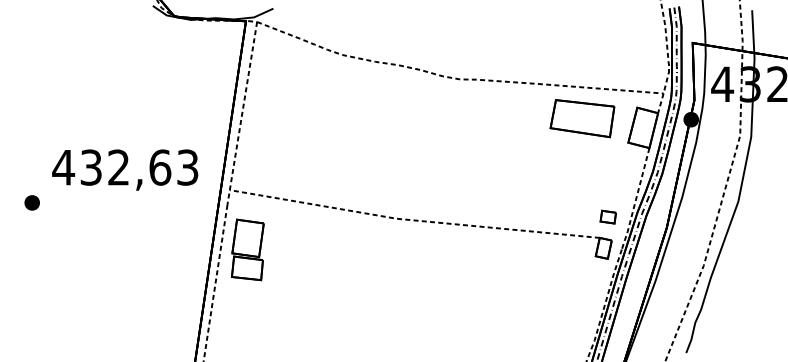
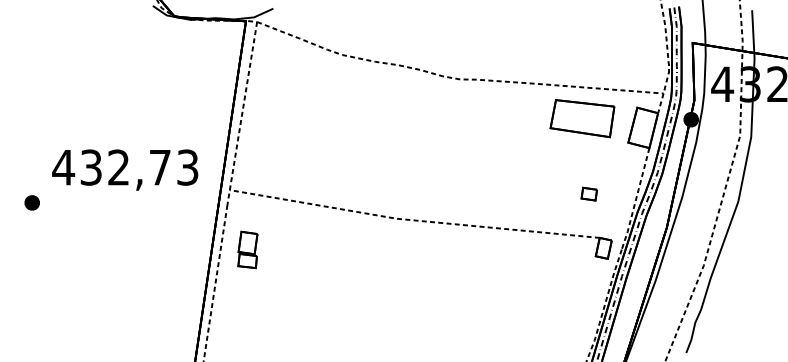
text: 432,63 -> 432,73 (160, 167)
part position: (607, 216) -> (588, 193) (588, 193)
part size: 34x64 px -> 22x40 px (247, 249)
